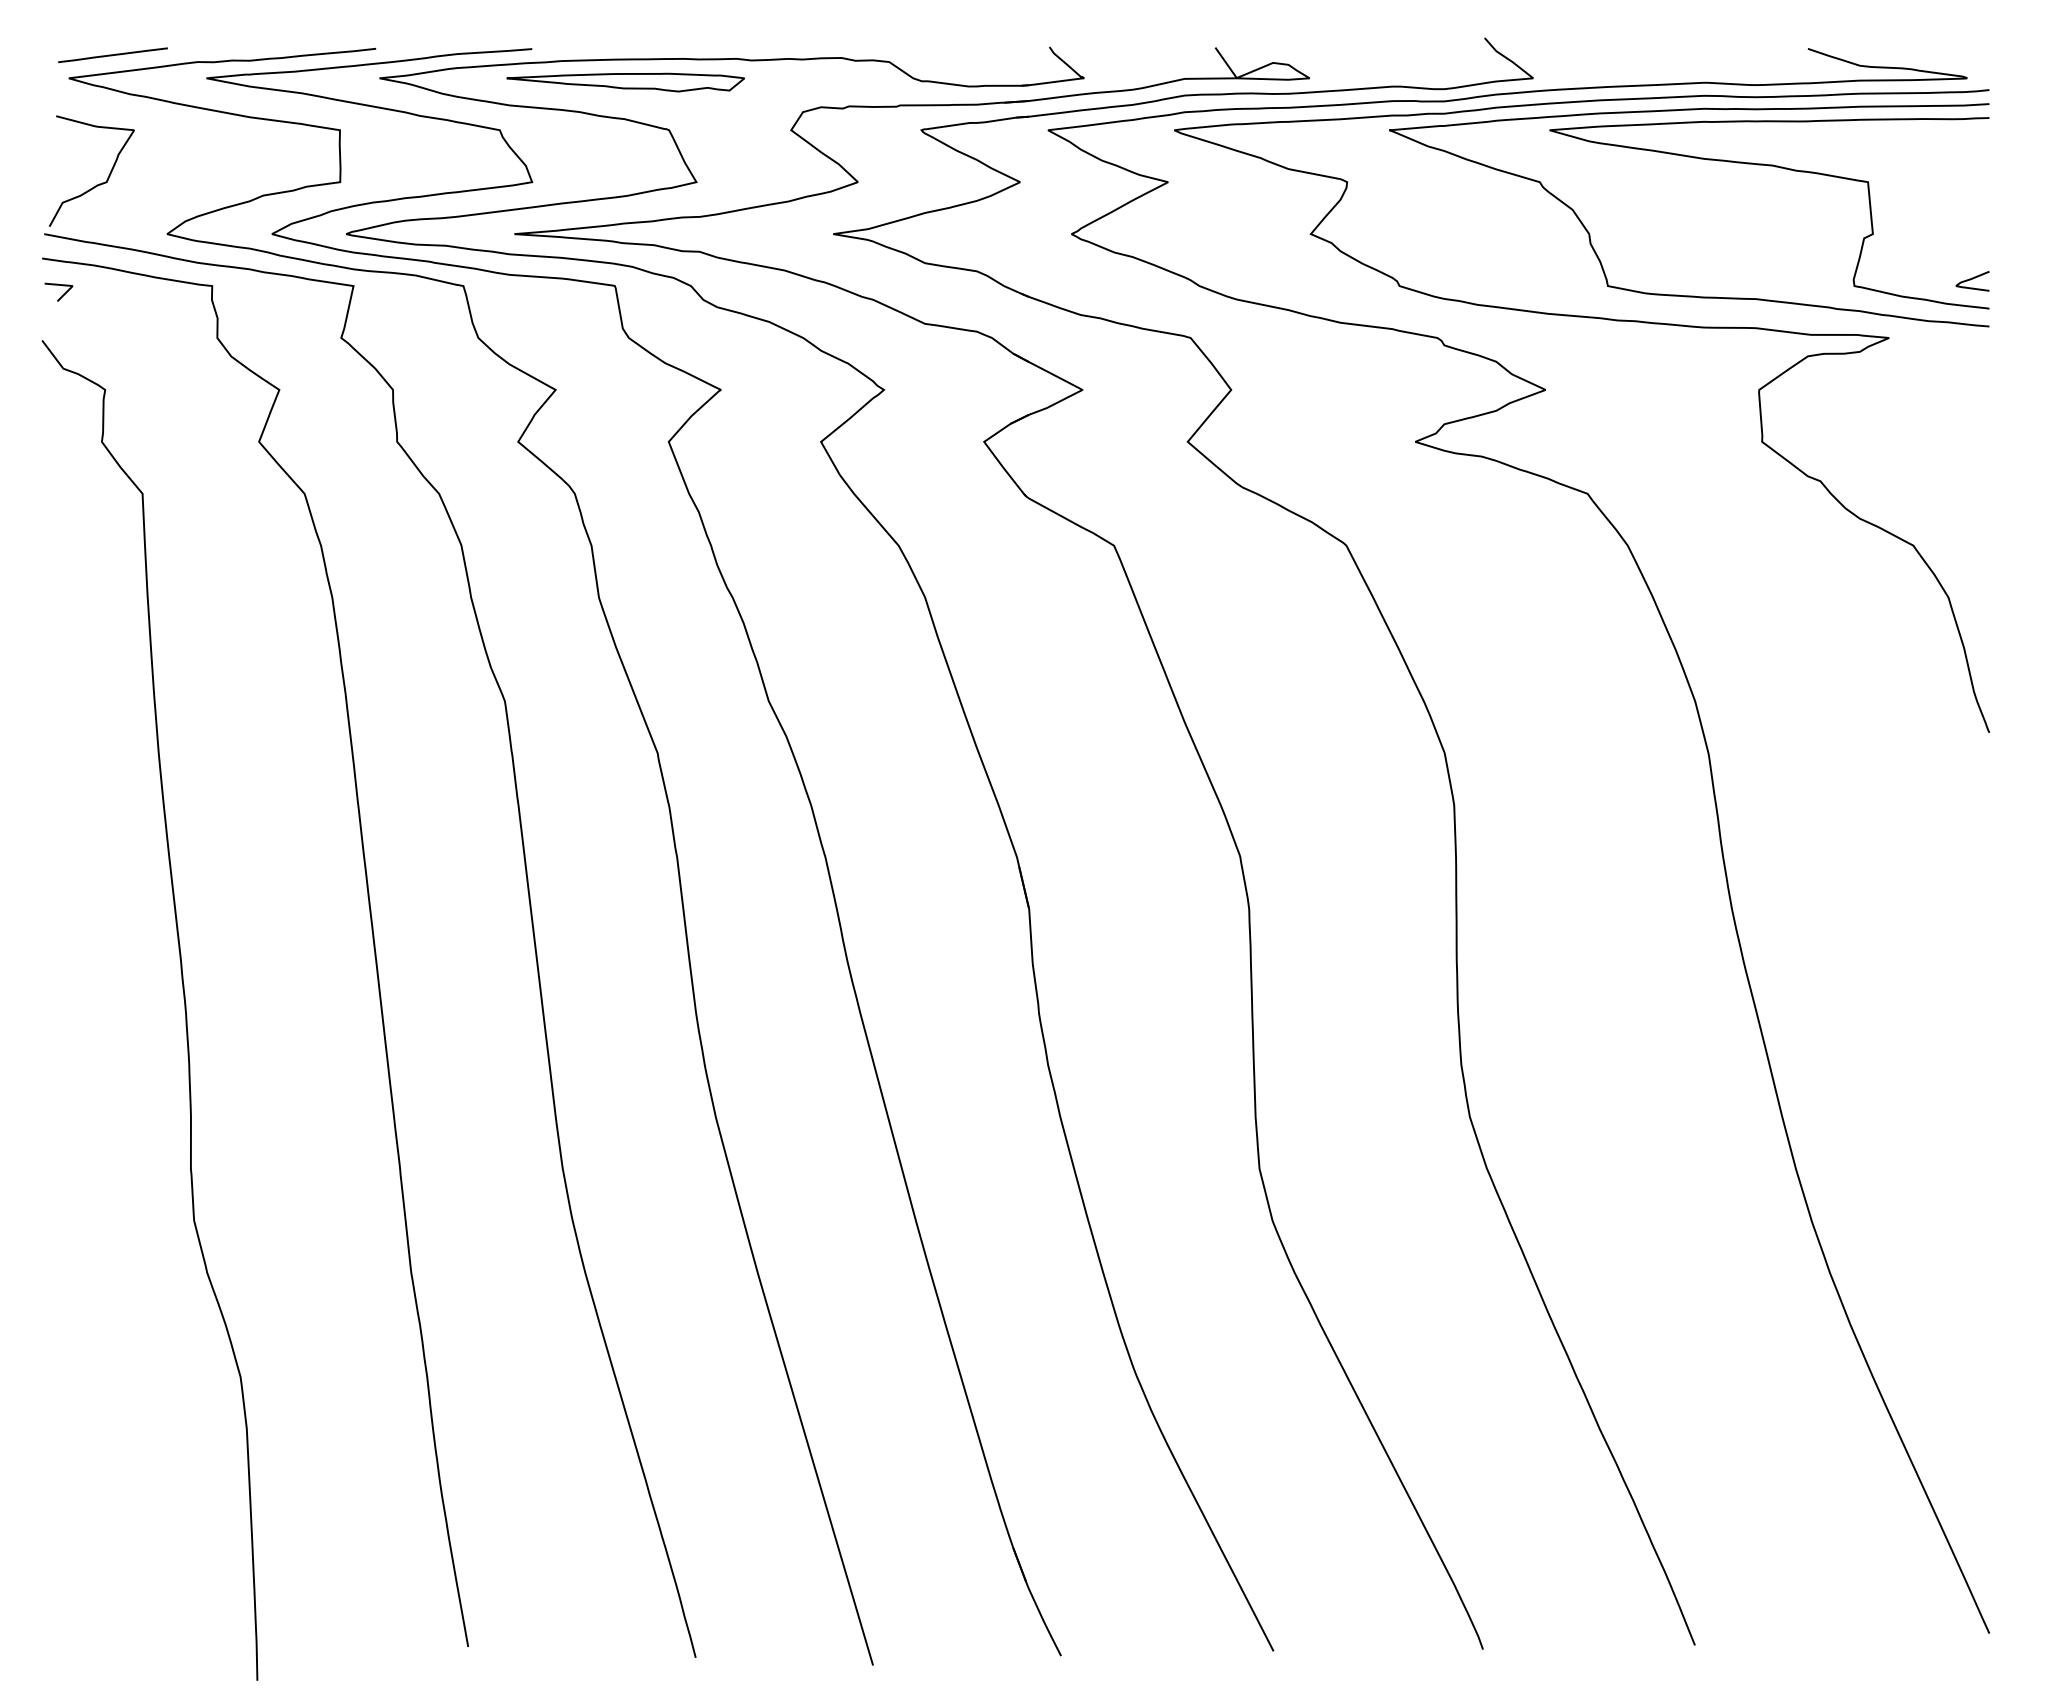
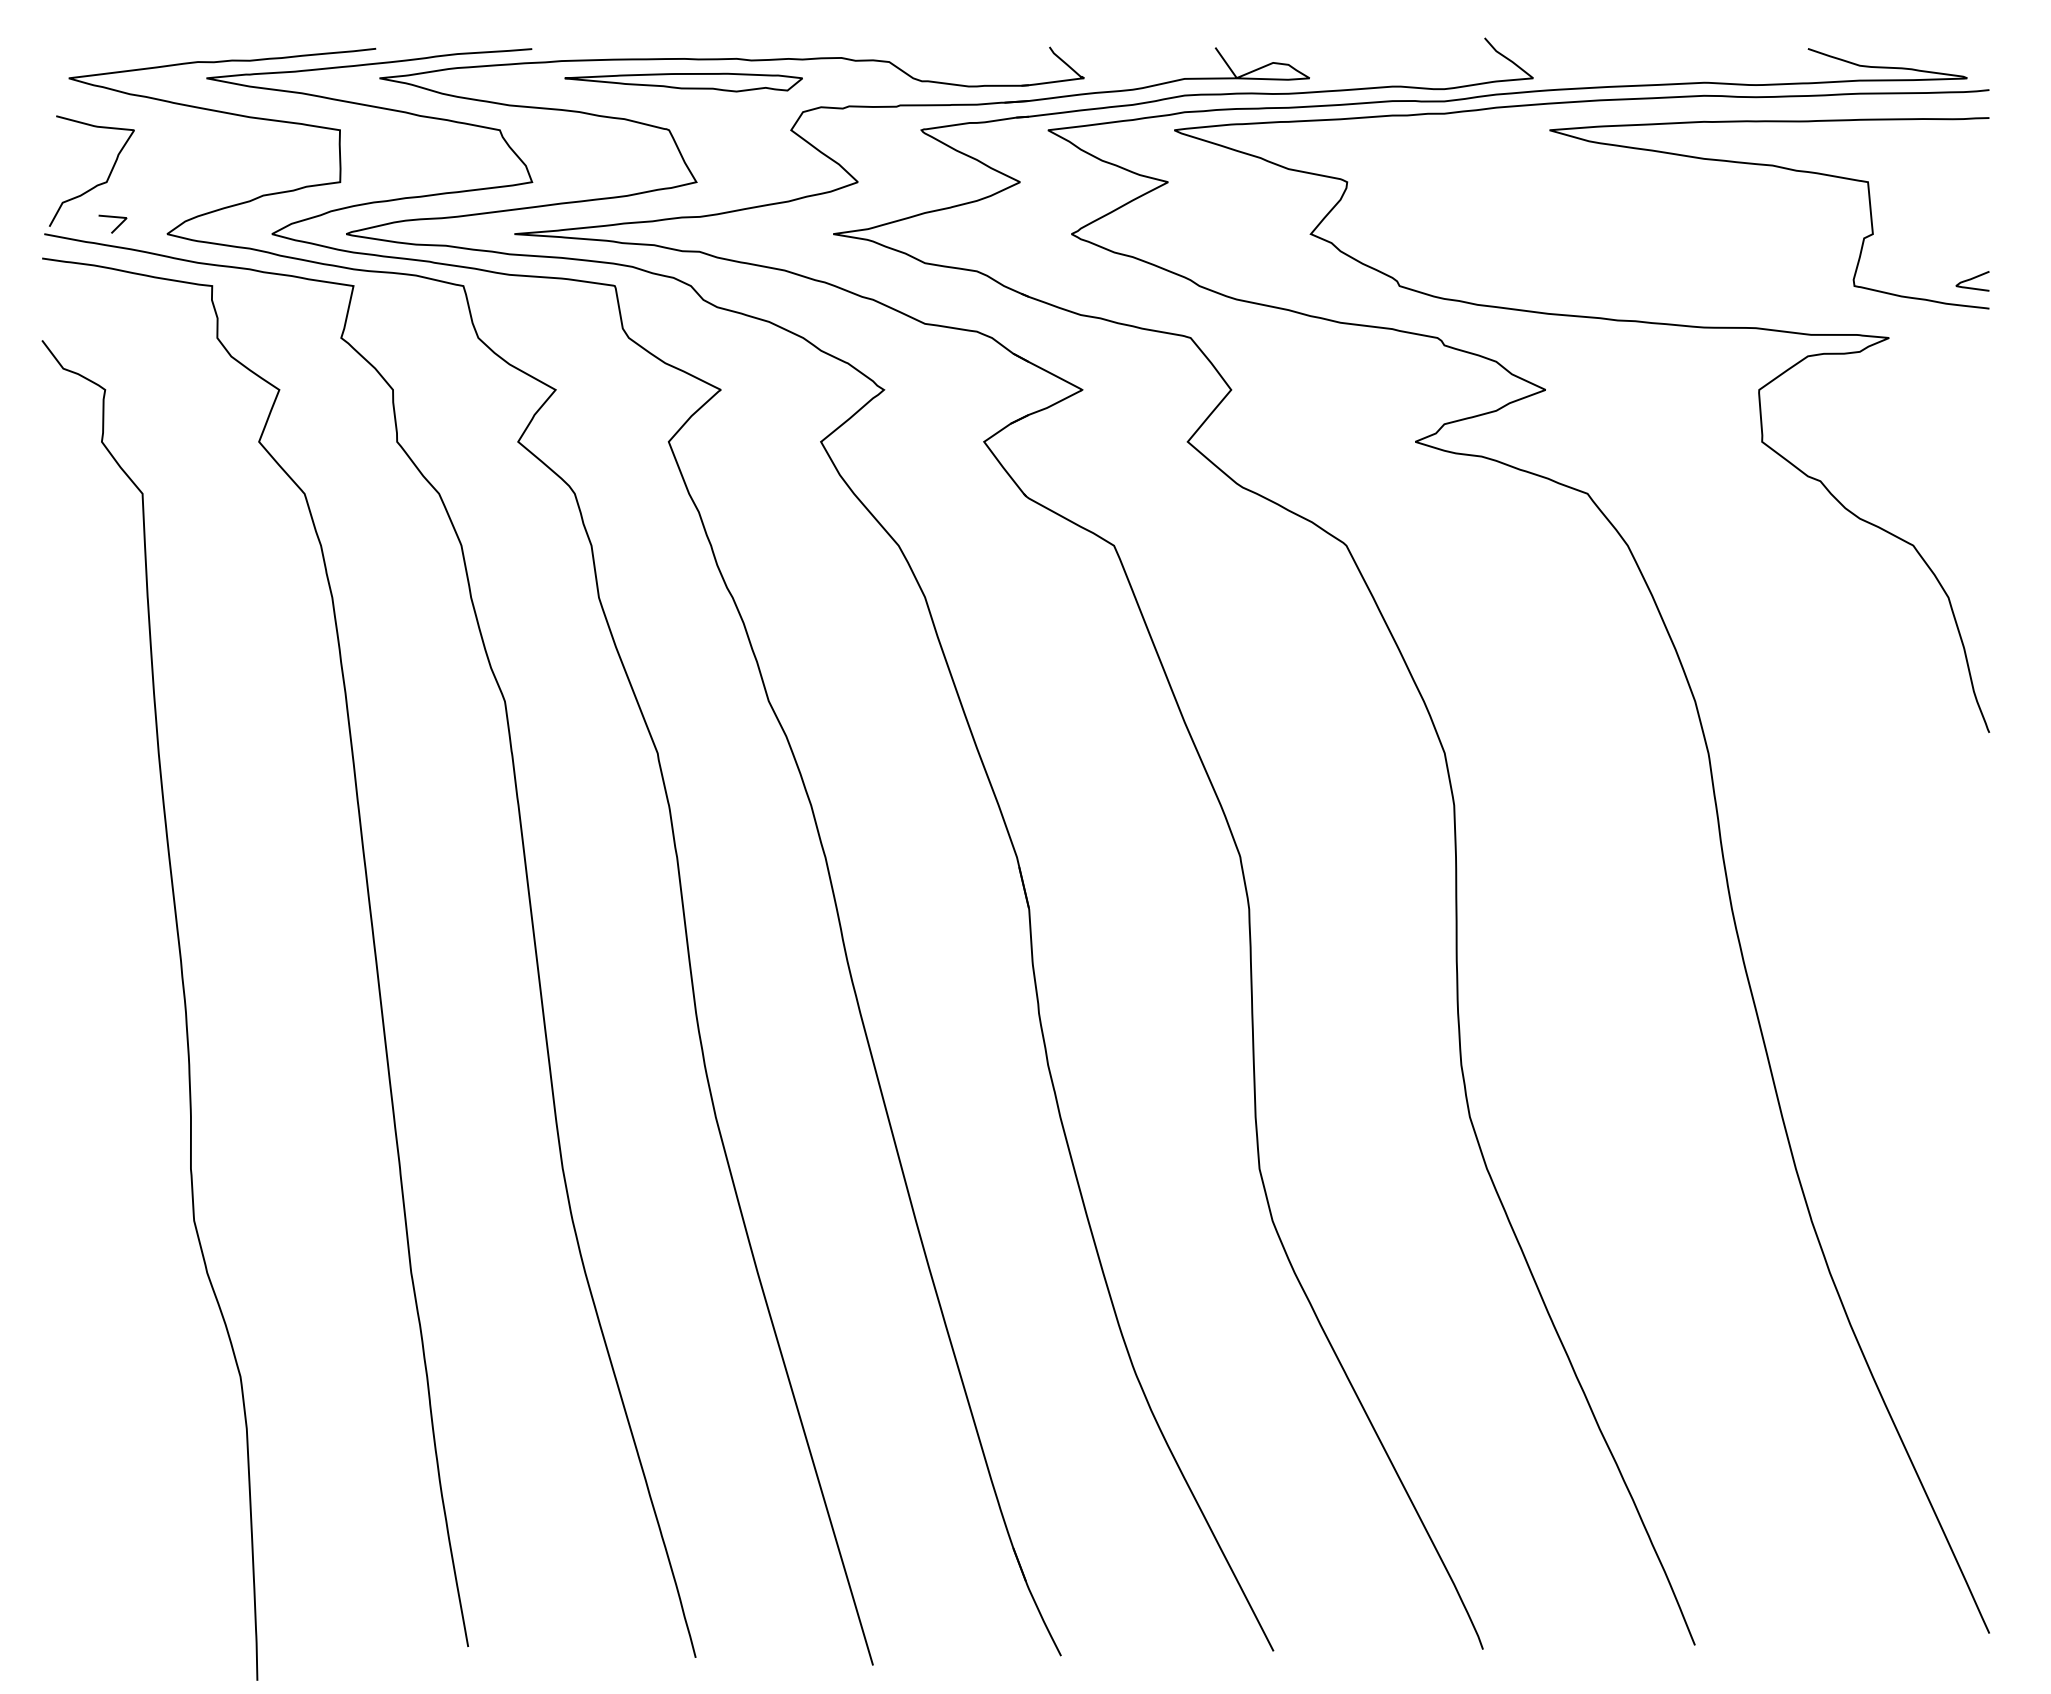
line: present -> none (112, 55)
part position: (625, 82) -> (683, 82) (683, 82)
line position: (62, 294) -> (116, 226) (116, 226)
curve: present -> none (1678, 294)
